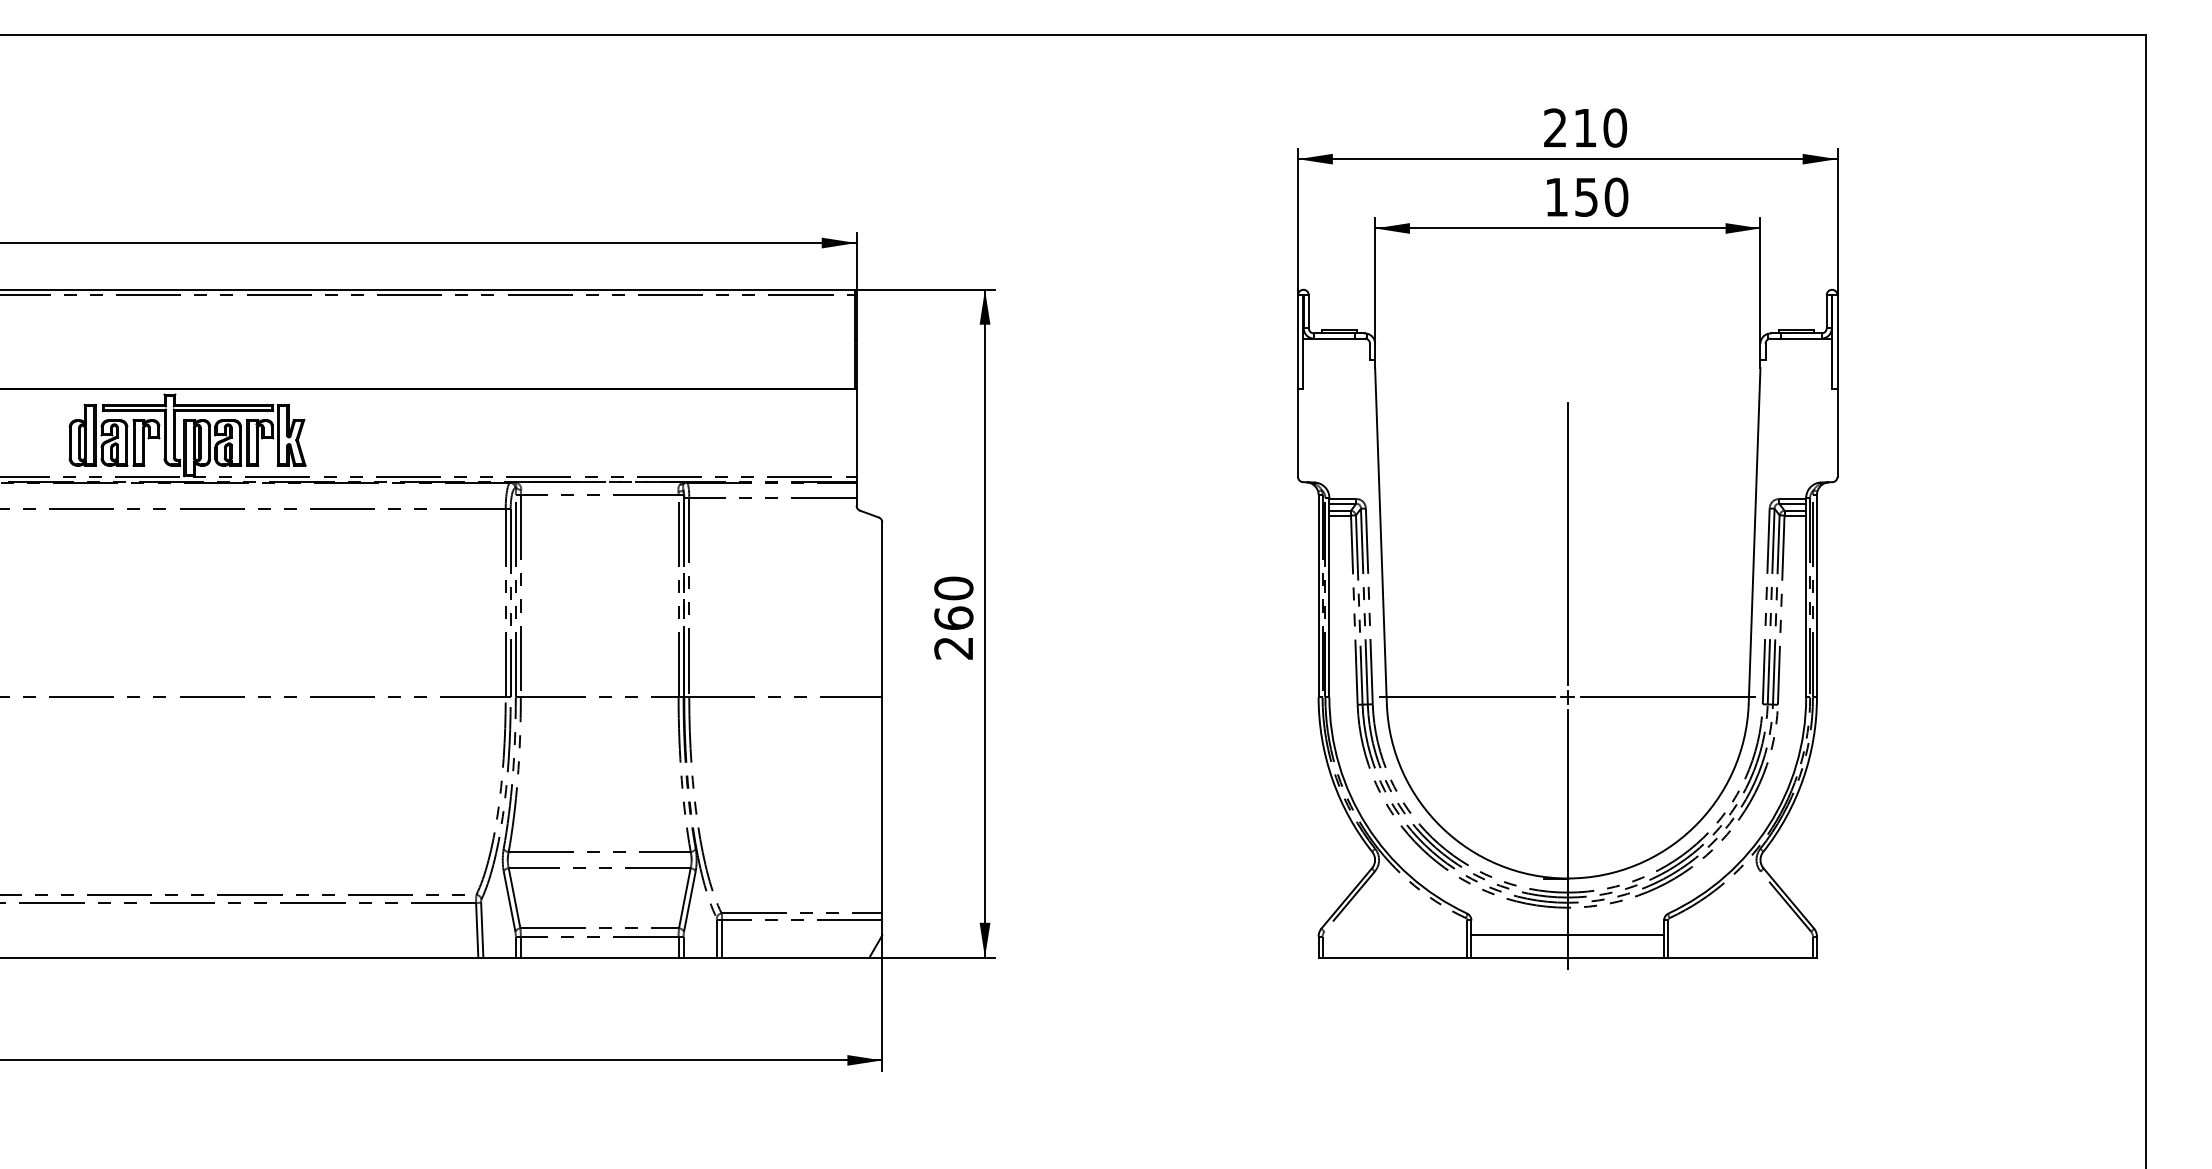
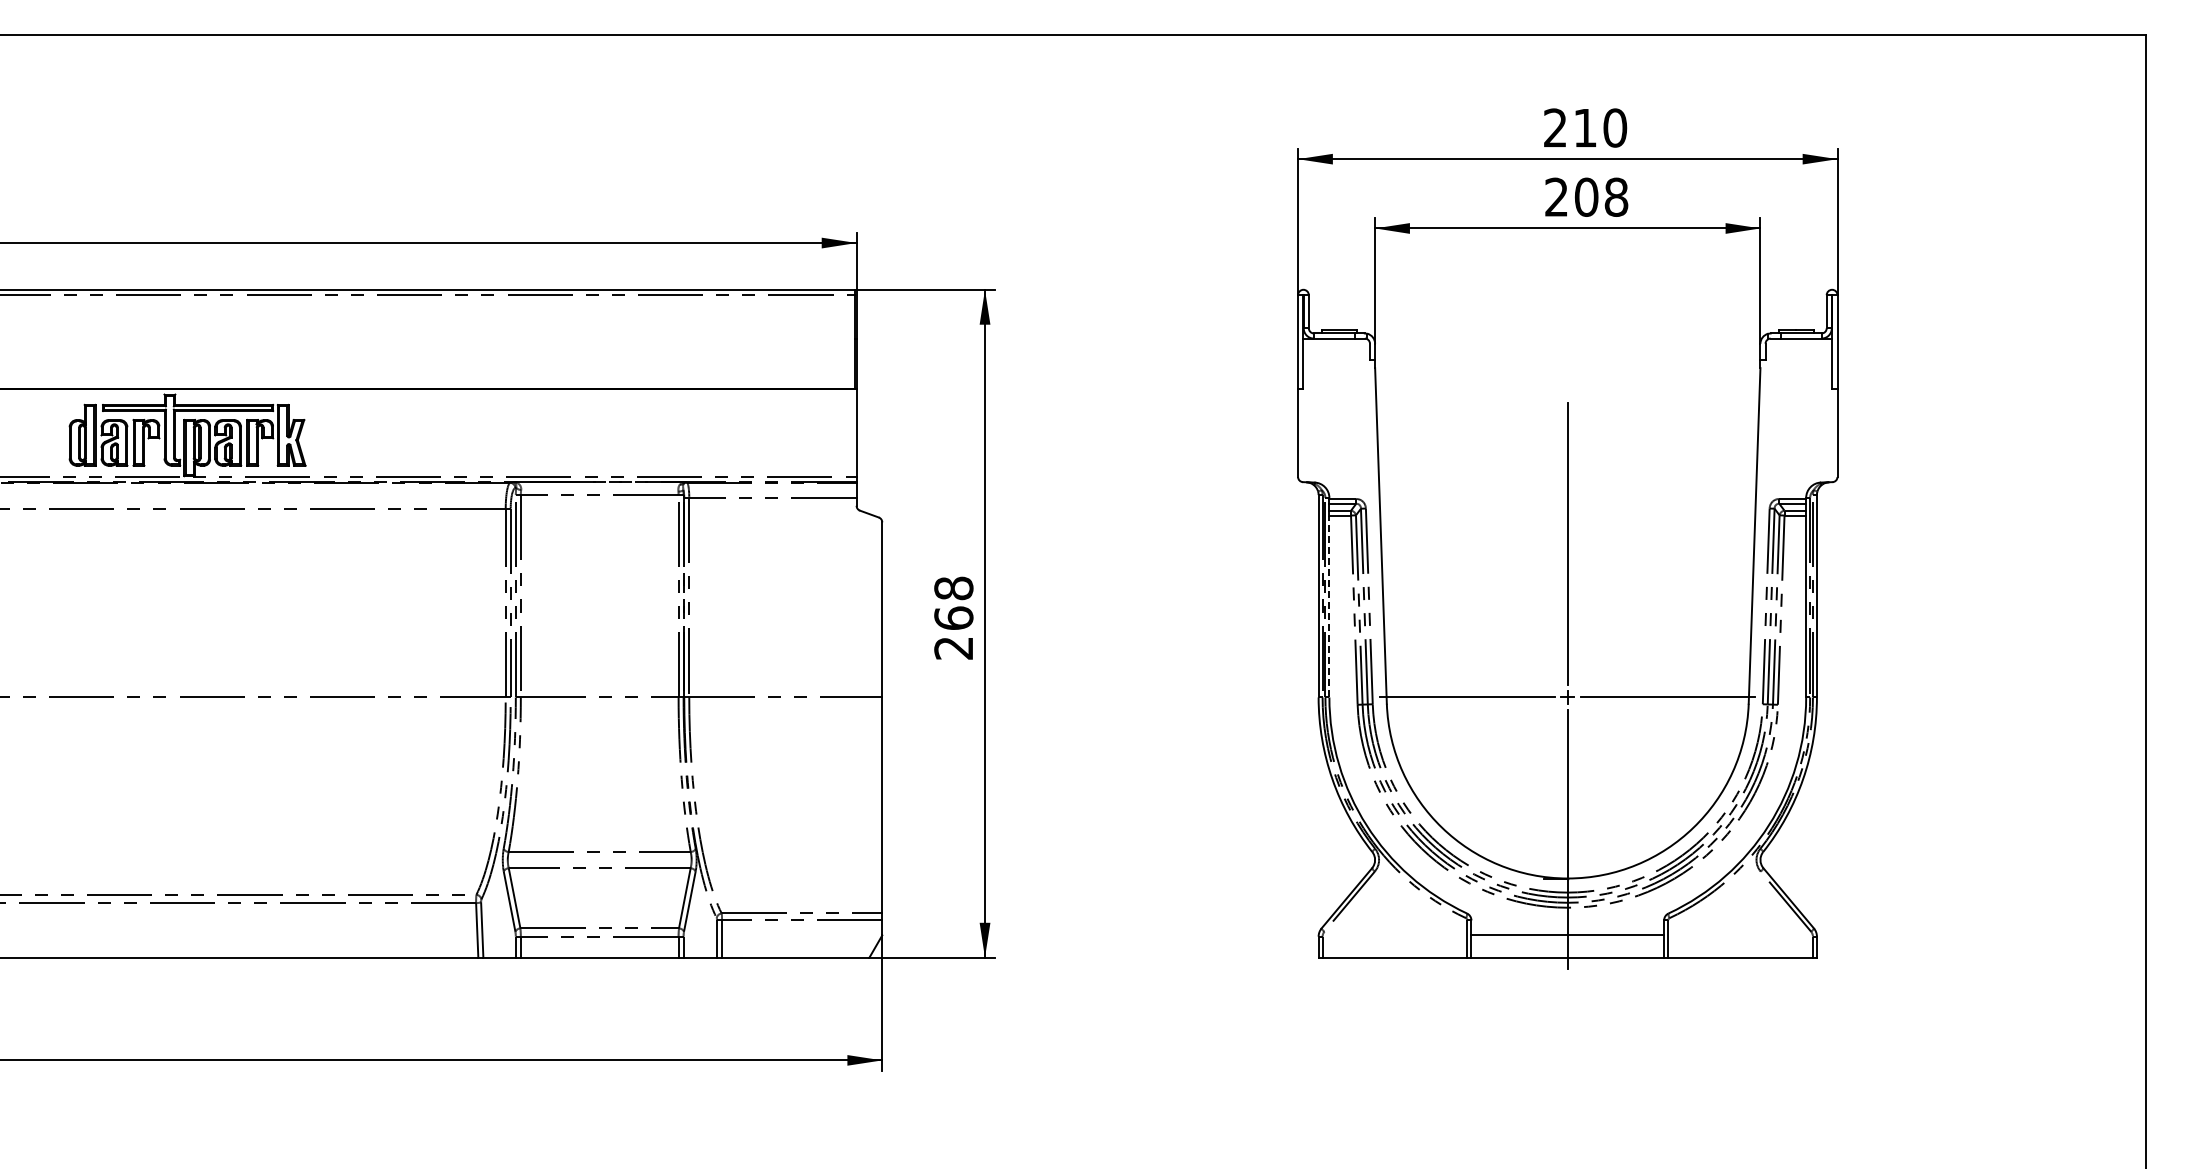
text: 150 -> 208 (1586, 196)
text: 260 -> 268 (953, 588)
line: solid -> dashed (1329, 606)
